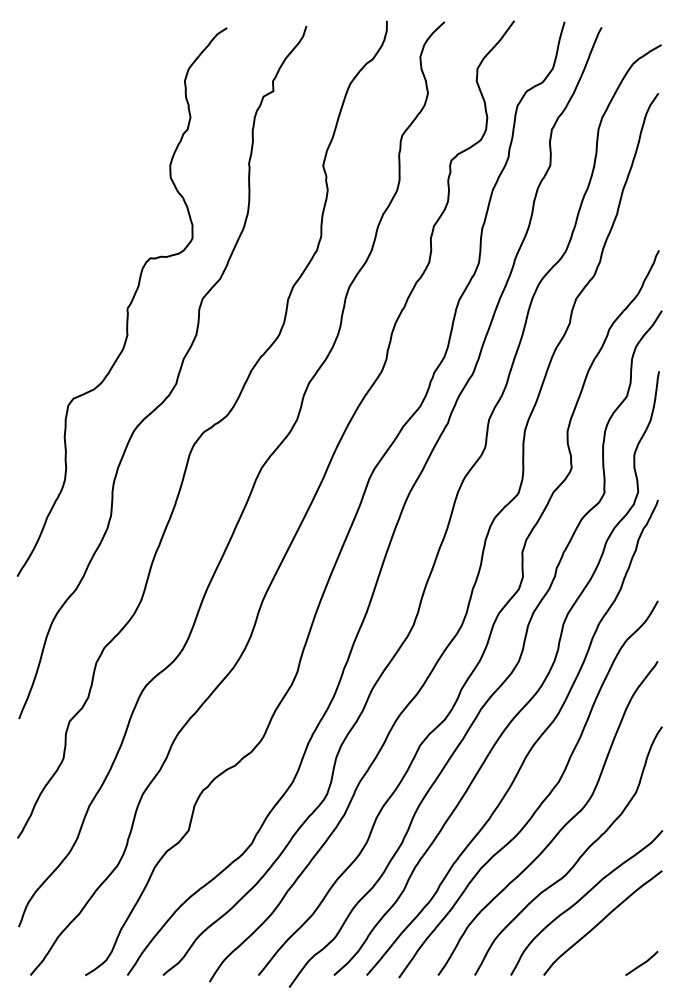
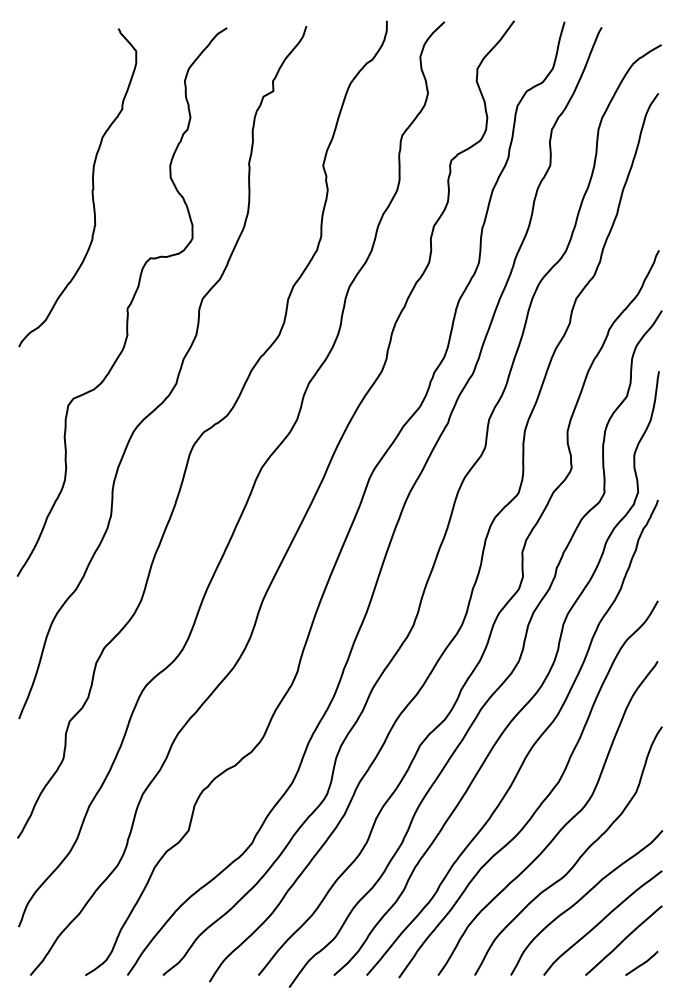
curve: none -> present (91, 190)
line: none -> present (623, 940)
